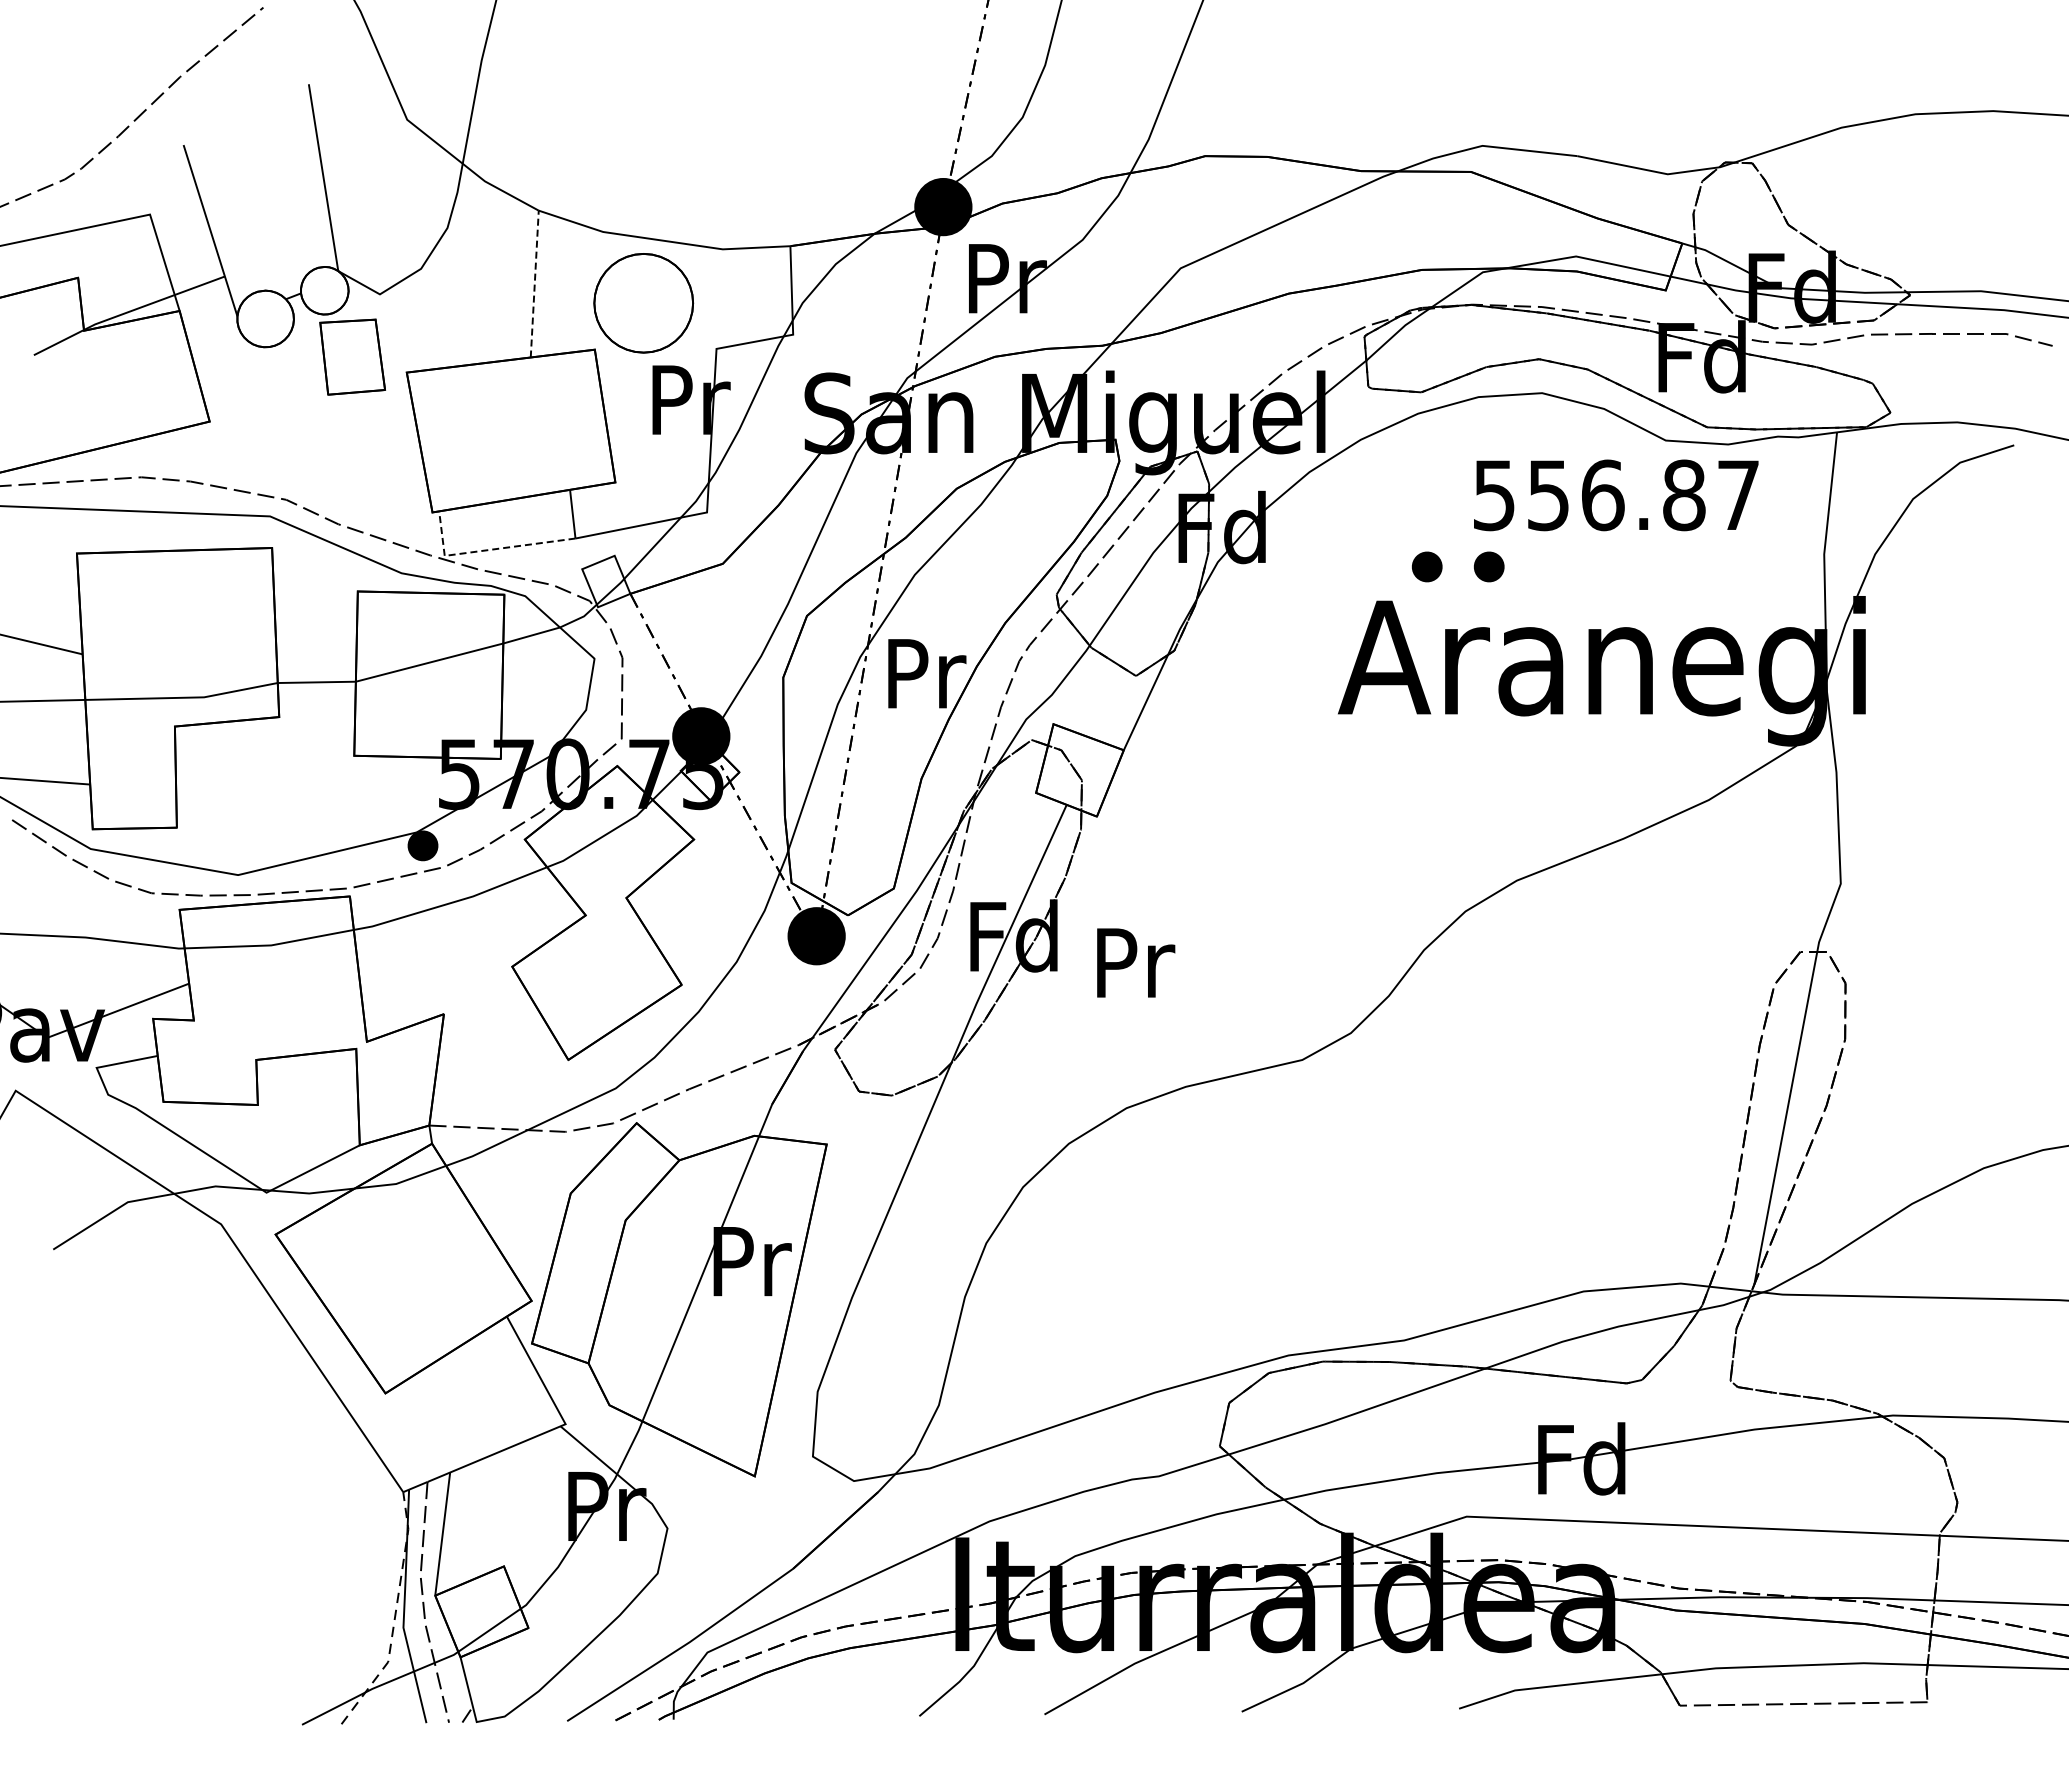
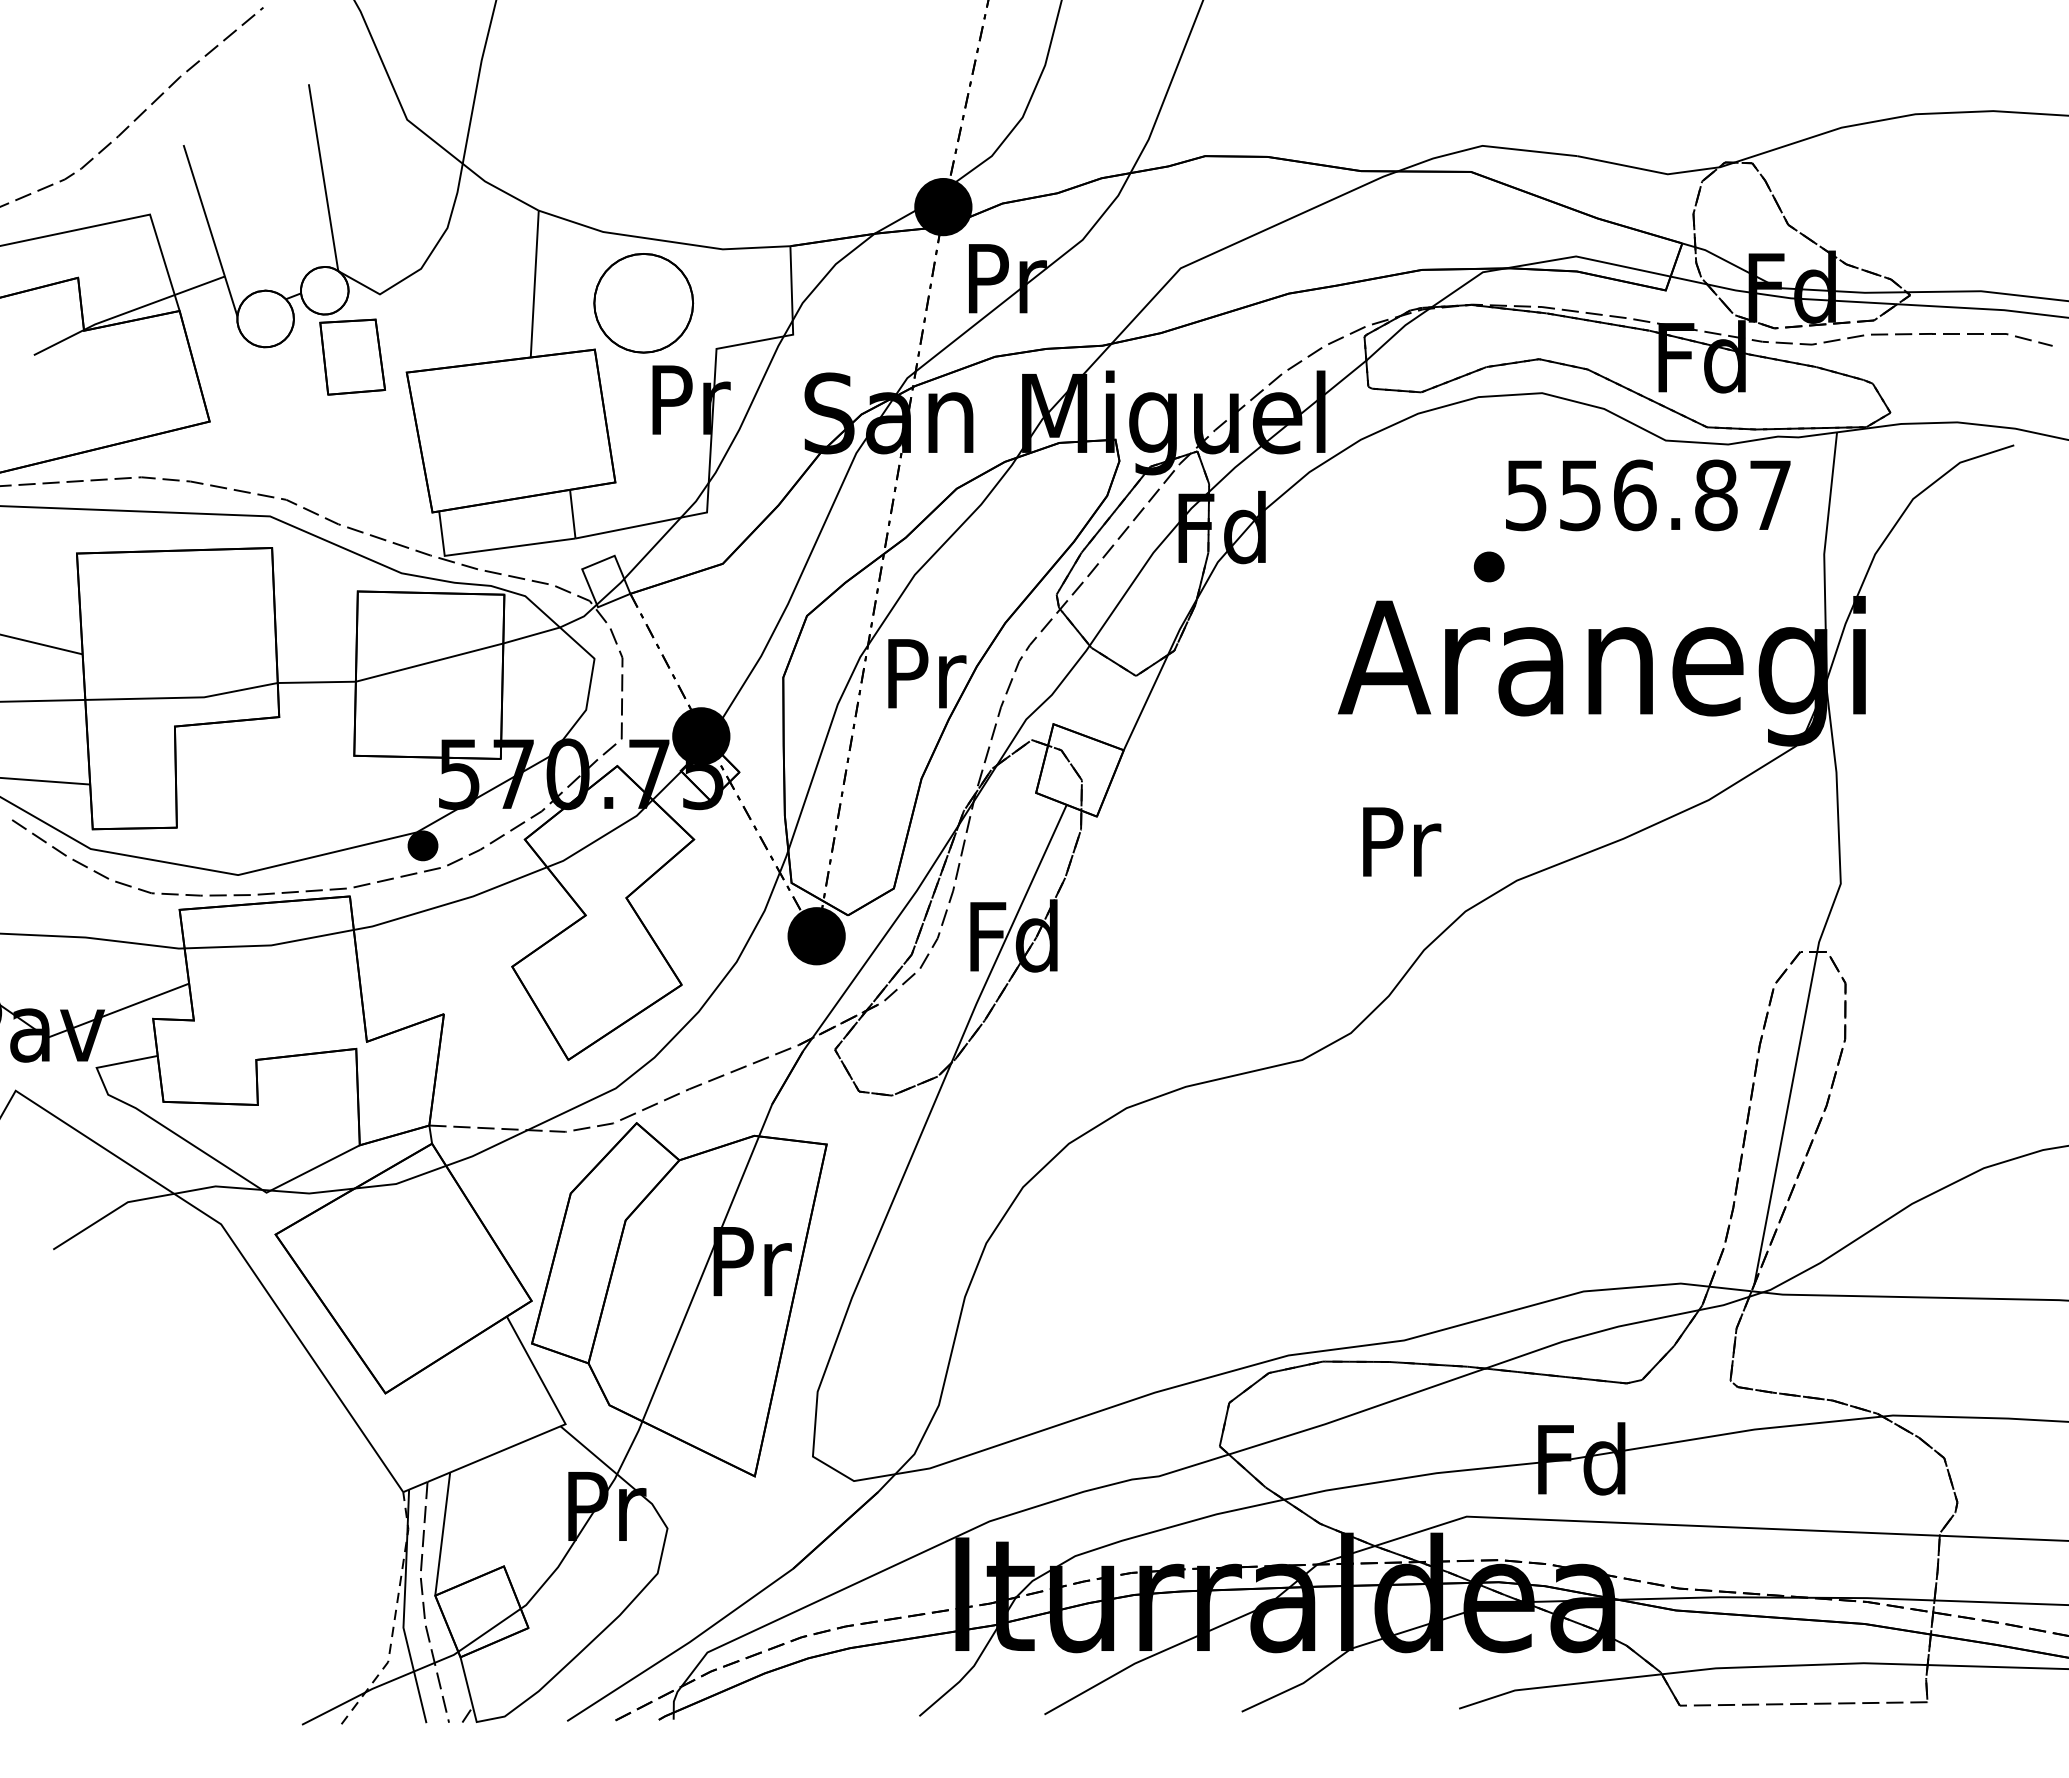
line: dashed -> solid (534, 284)
text position: (1616, 495) -> (1648, 495) (1648, 495)
line: dashed -> solid (487, 550)
part: present -> none (1426, 566)
text position: (1136, 962) -> (1402, 841) (1402, 841)
